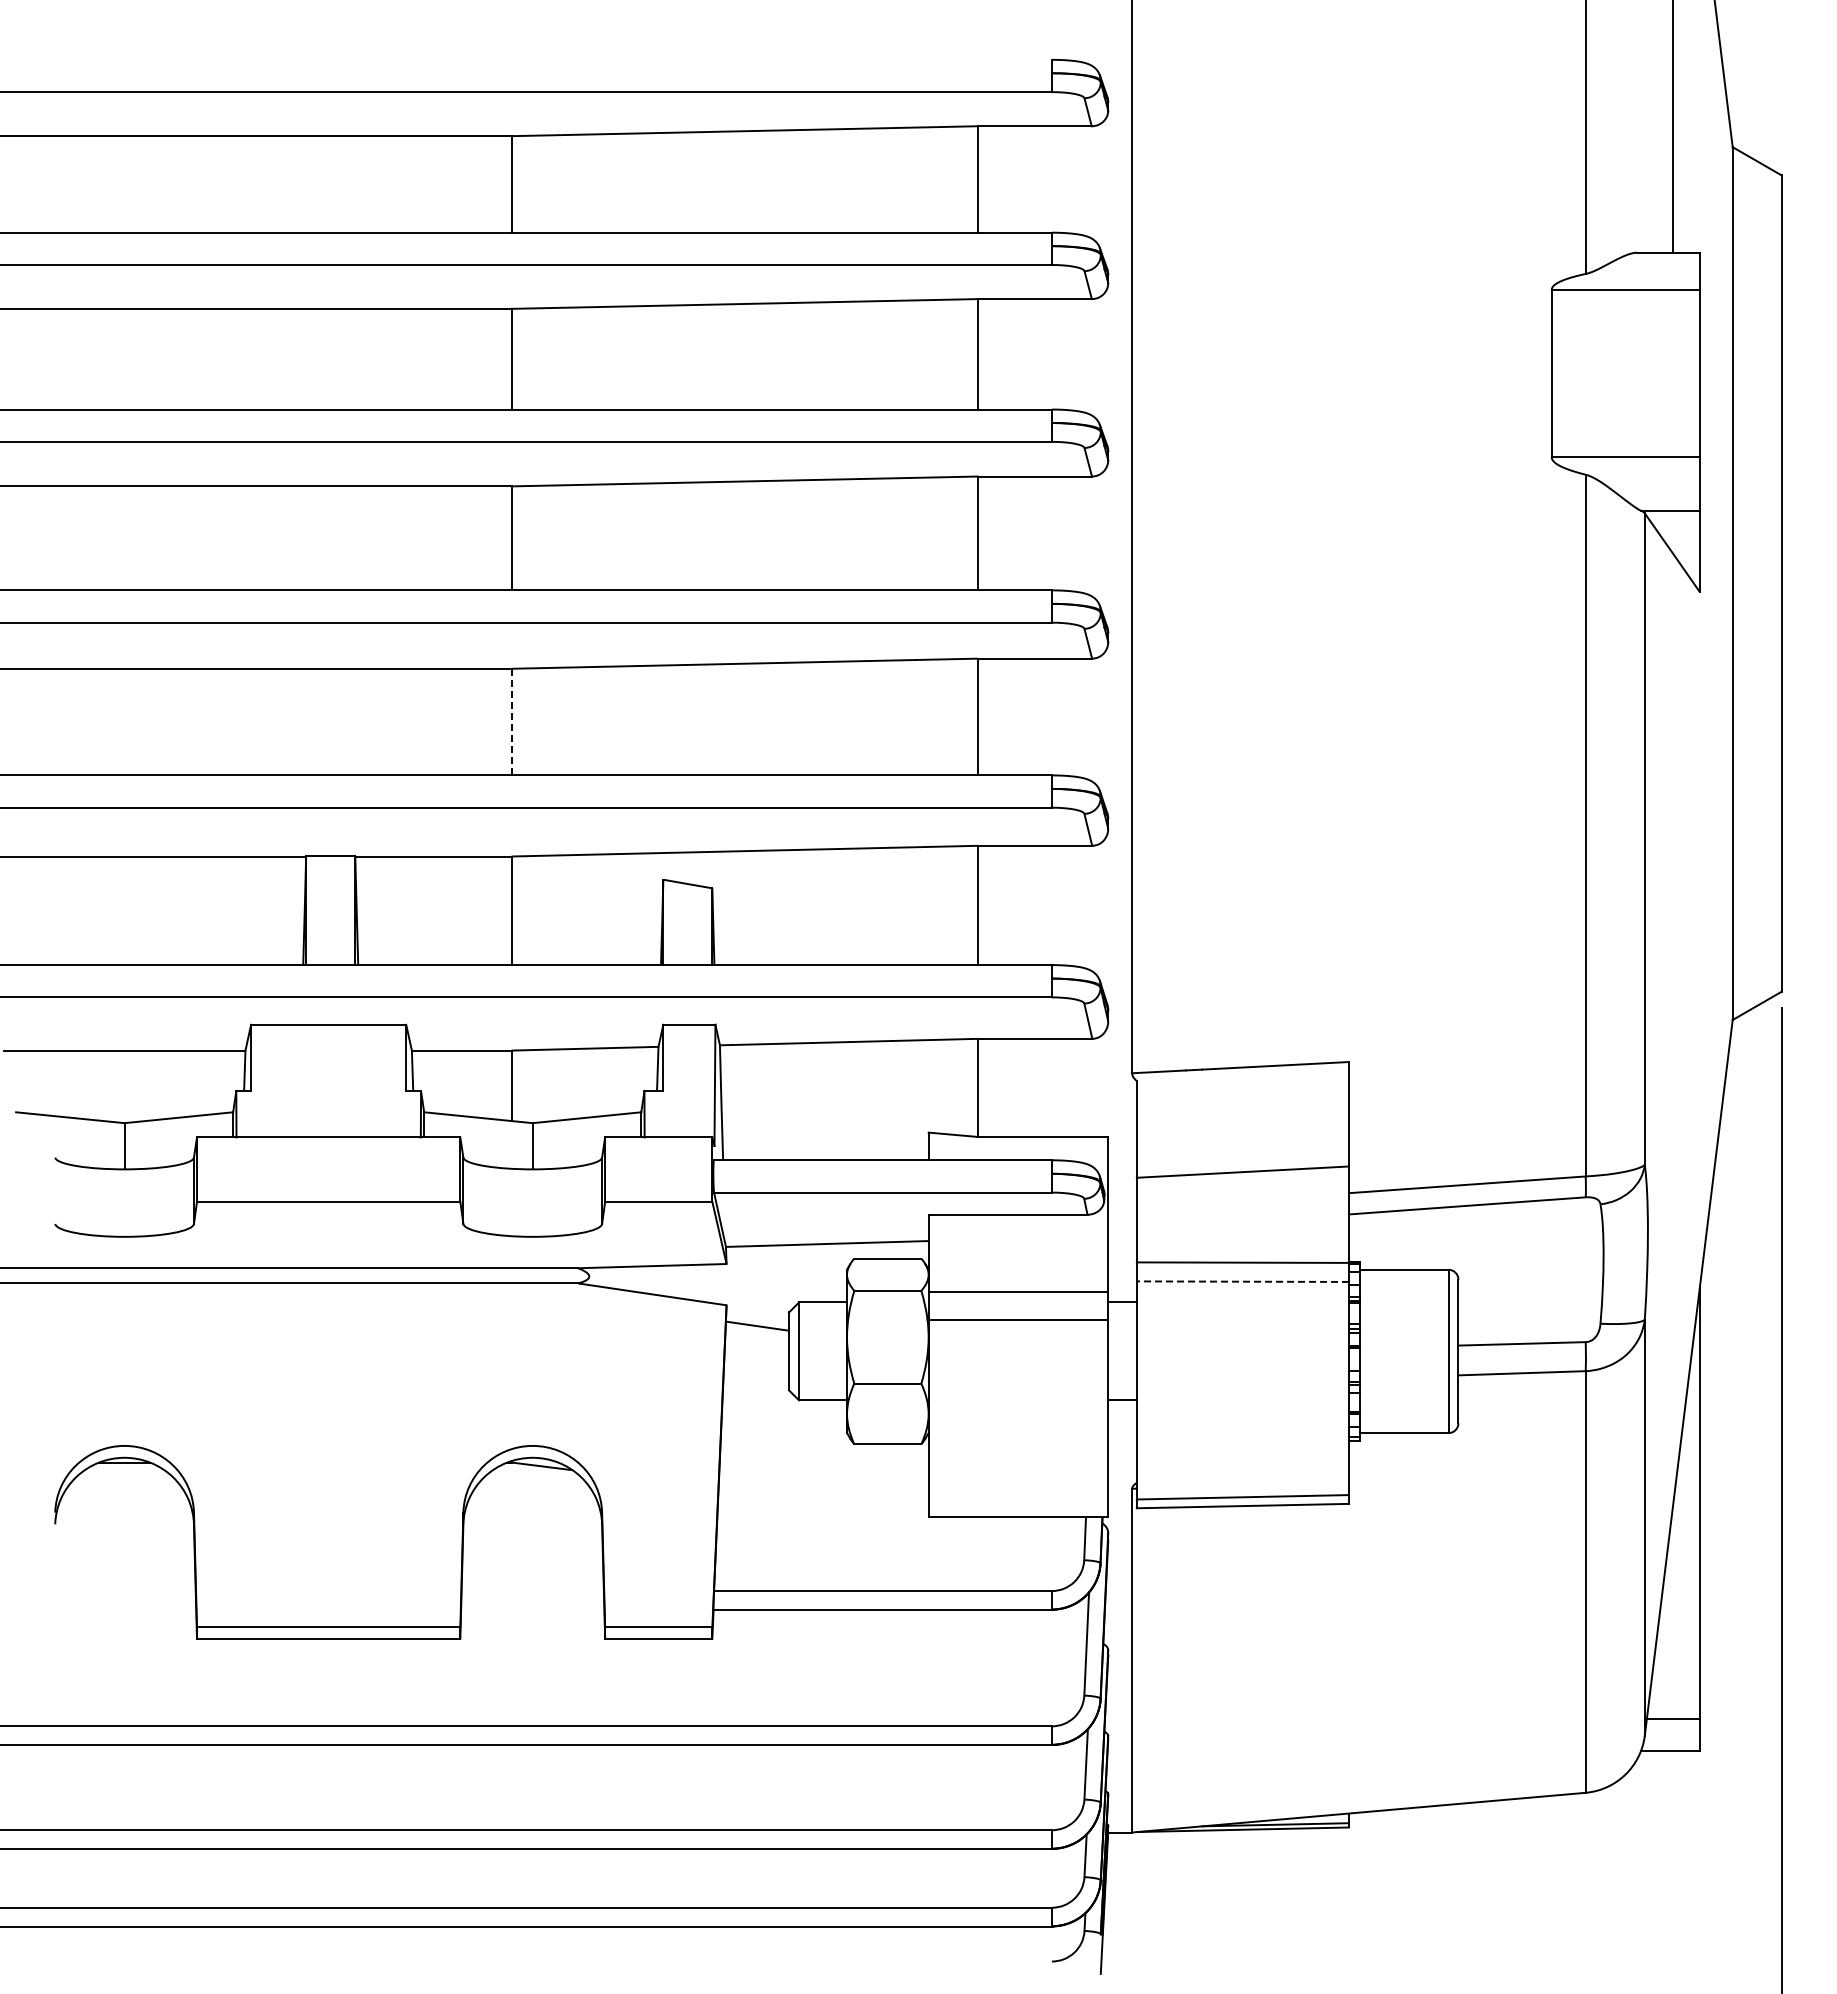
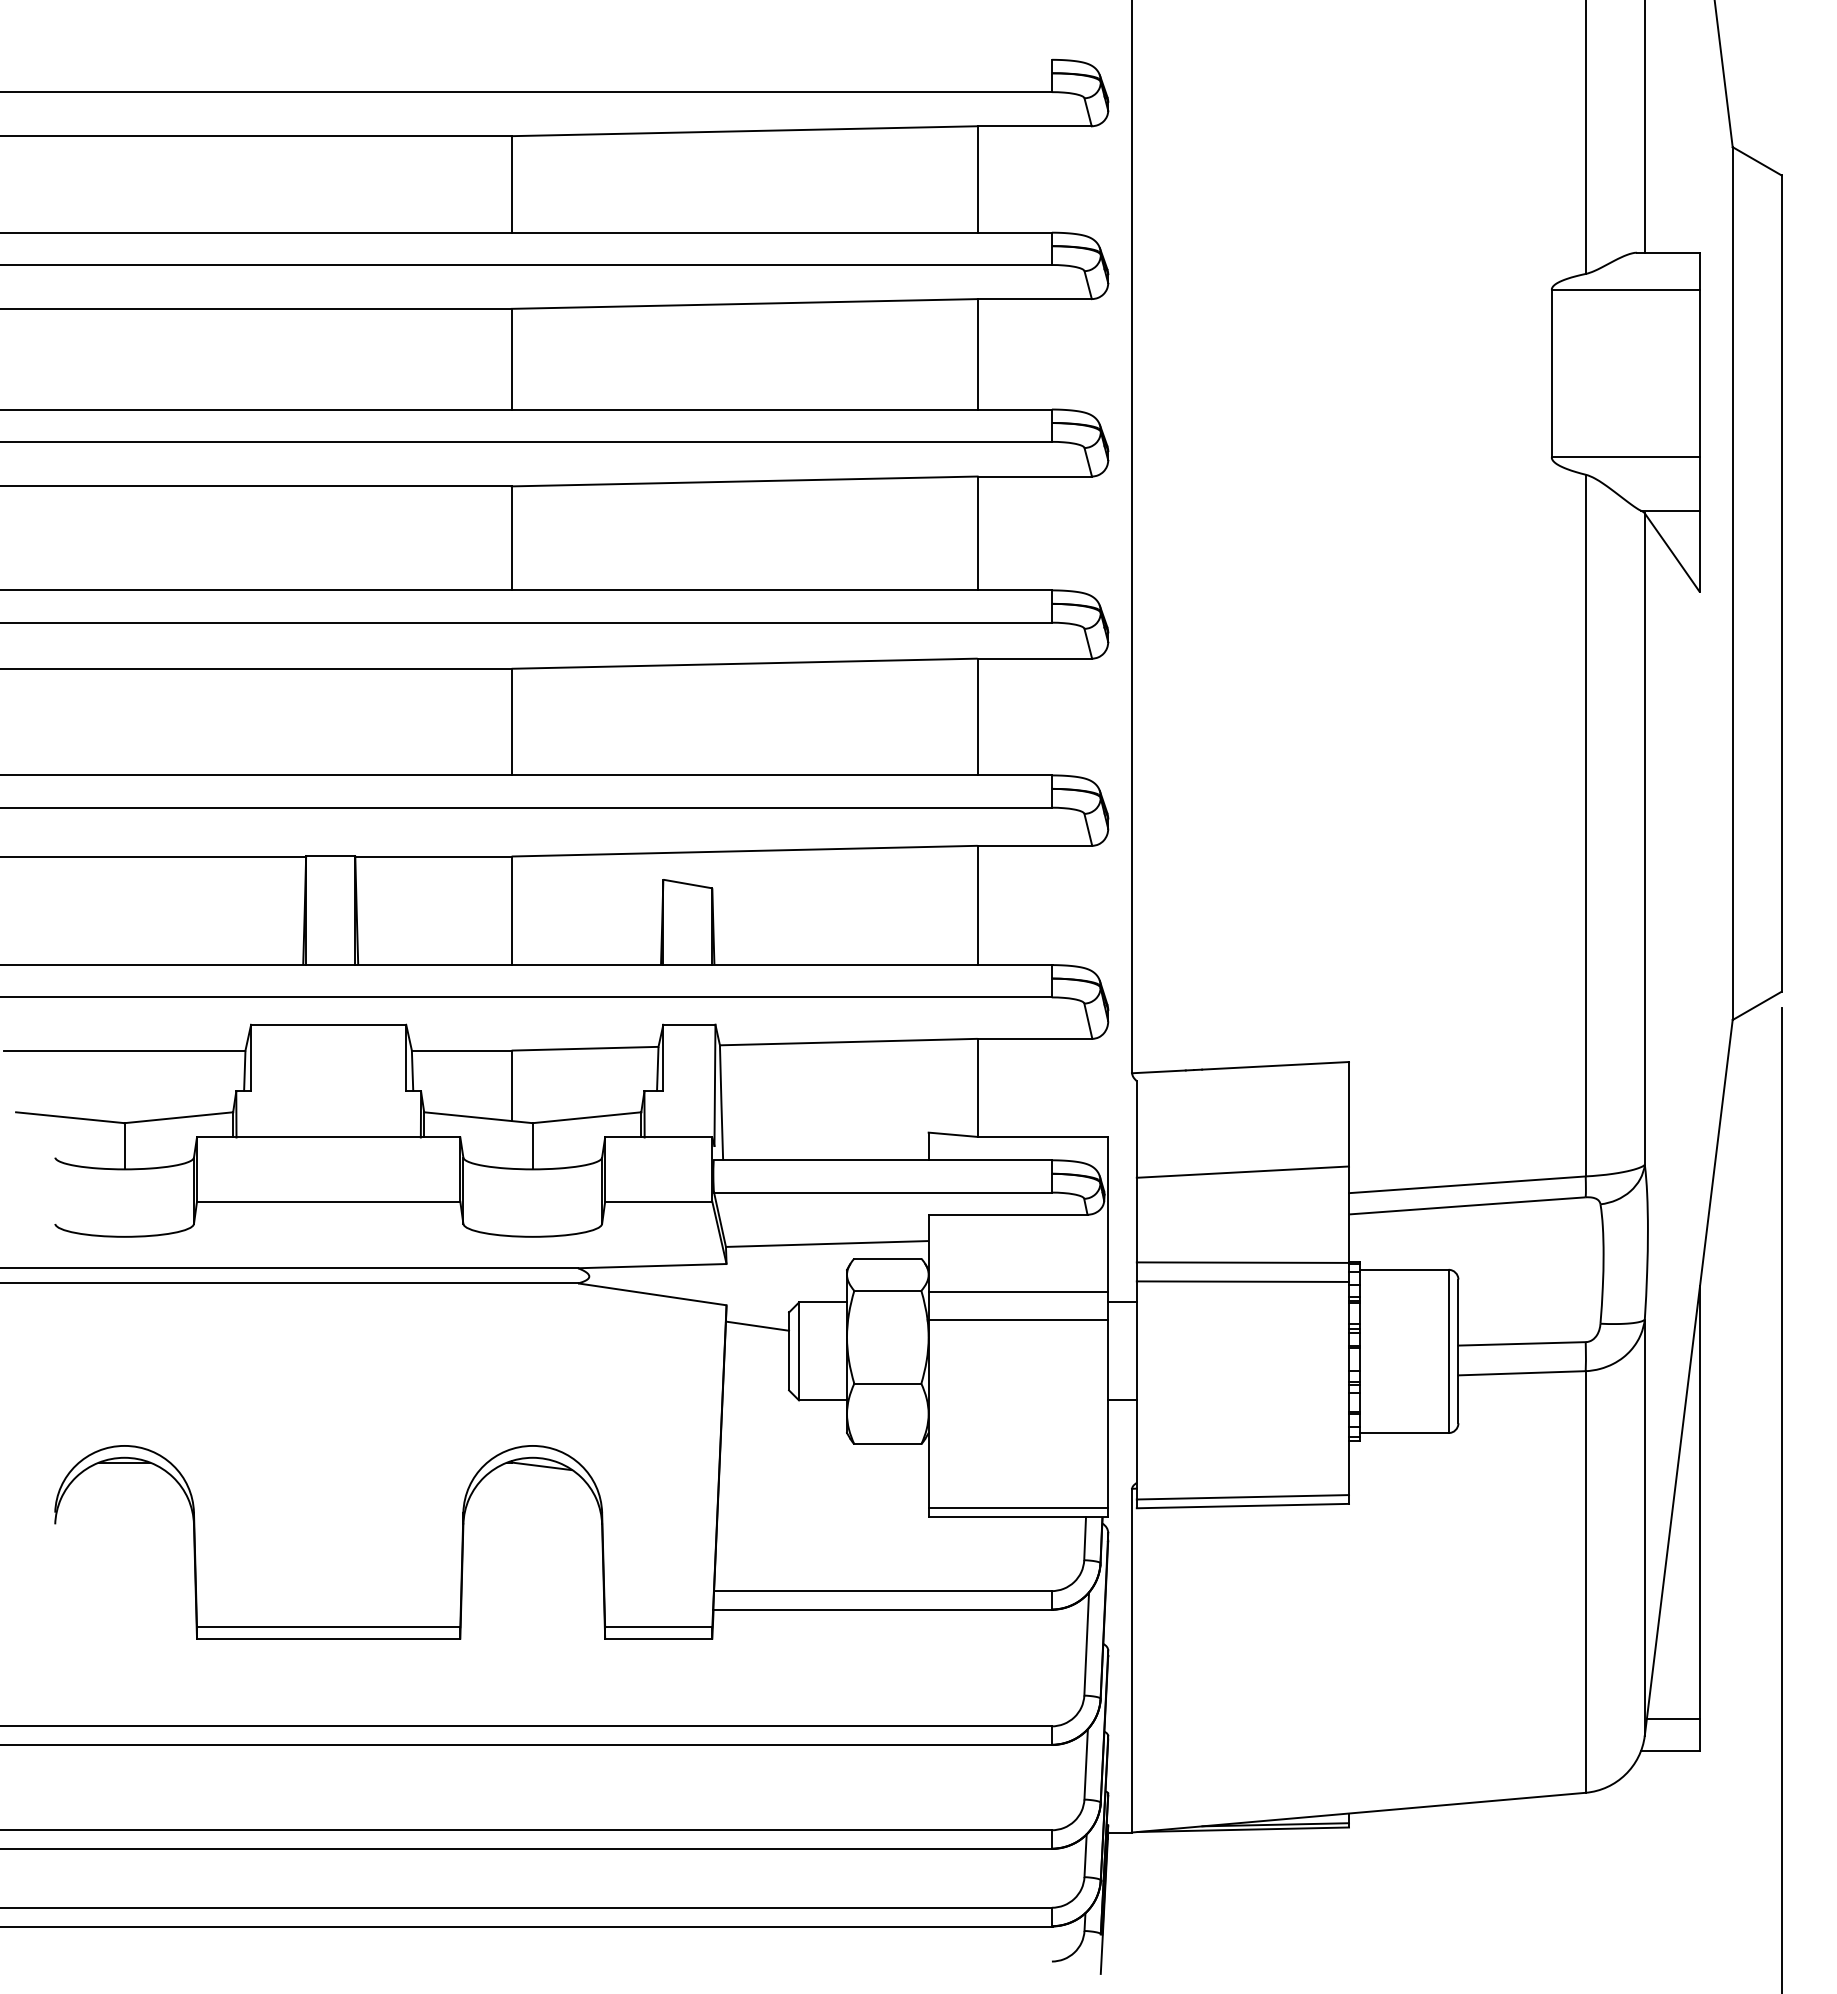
line position: (1672, 127) -> (1644, 127) (1644, 127)
line: dashed -> solid (511, 722)
line: dashed -> solid (1242, 1281)
line: none -> present (1018, 1508)
